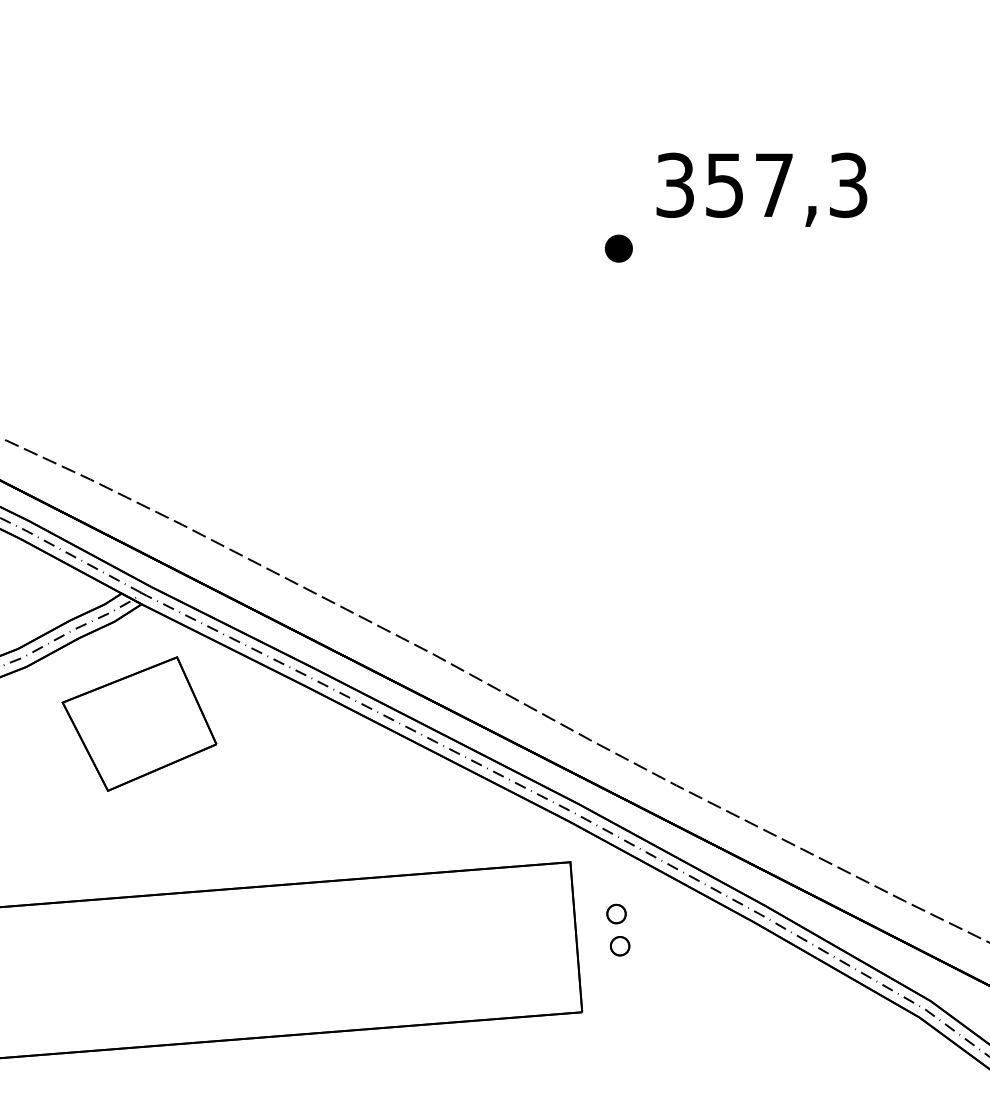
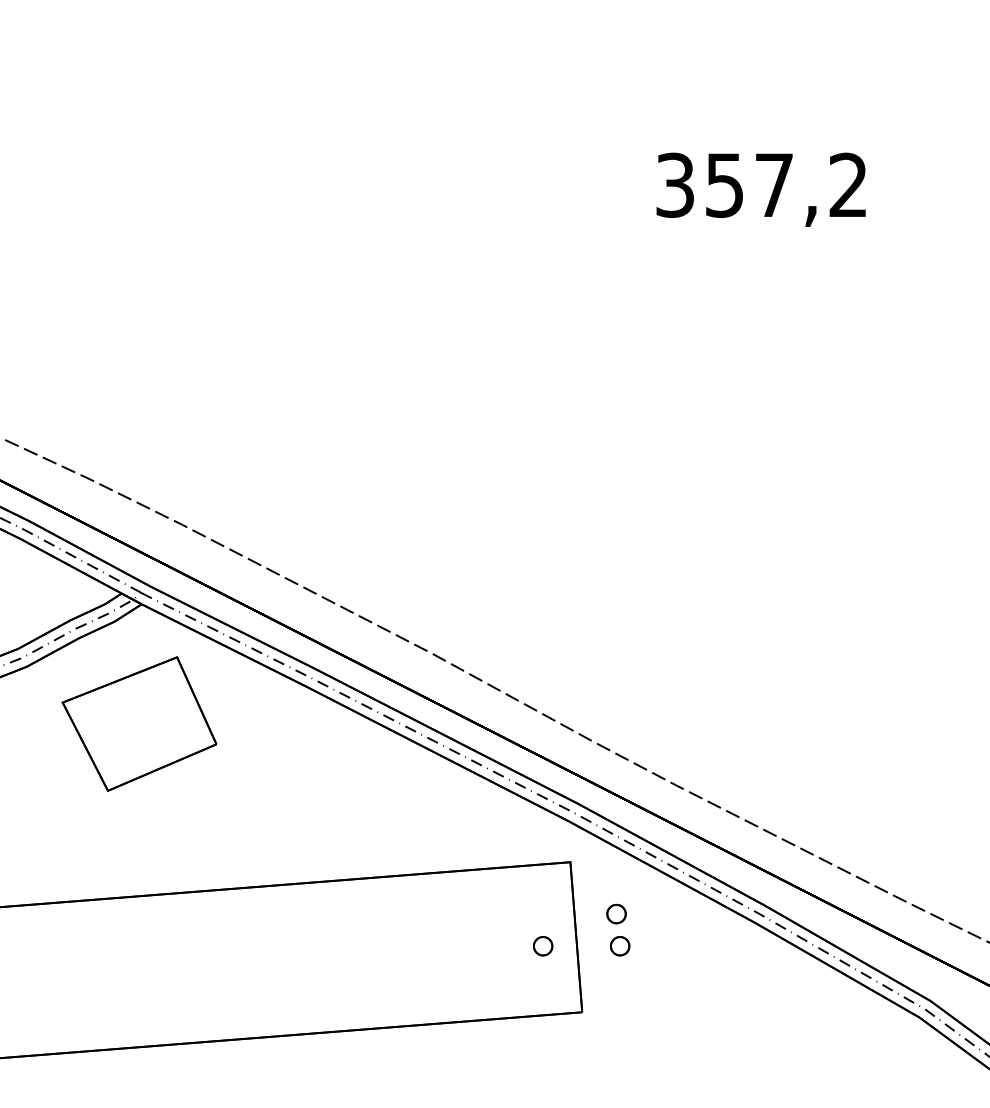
text: 357,3 -> 357,2 (848, 184)
part: present -> none (618, 248)
part: none -> present (543, 946)
